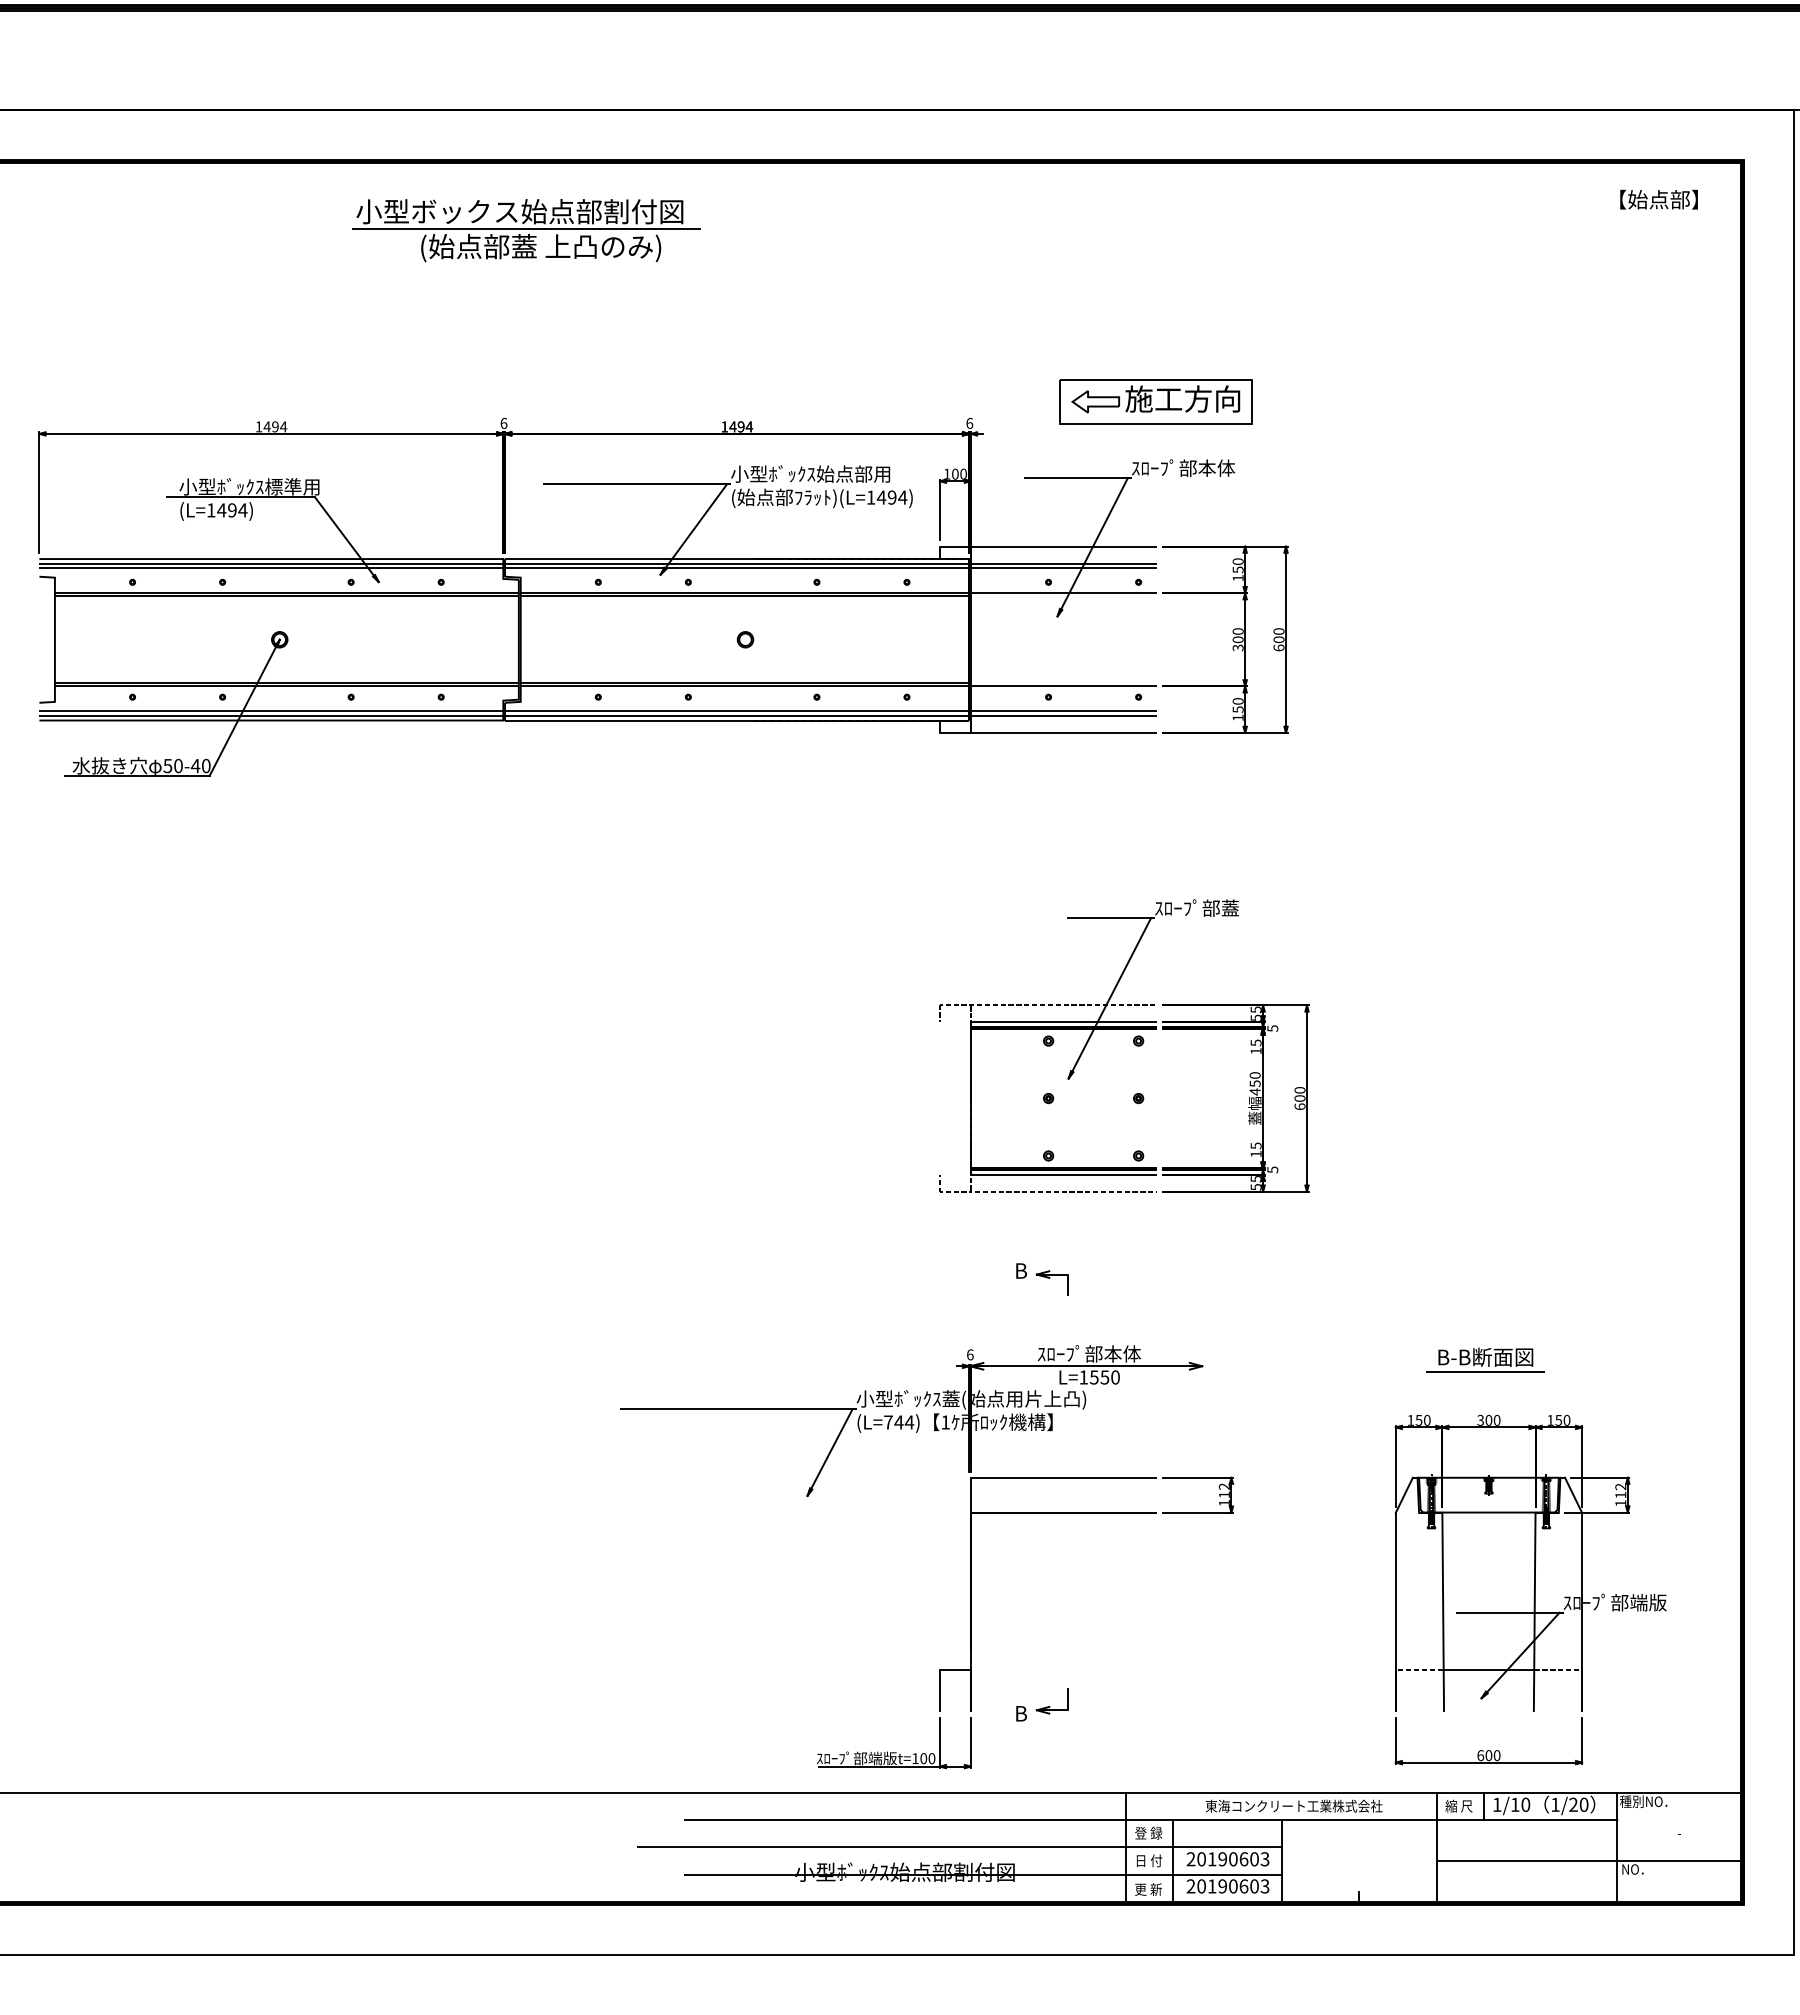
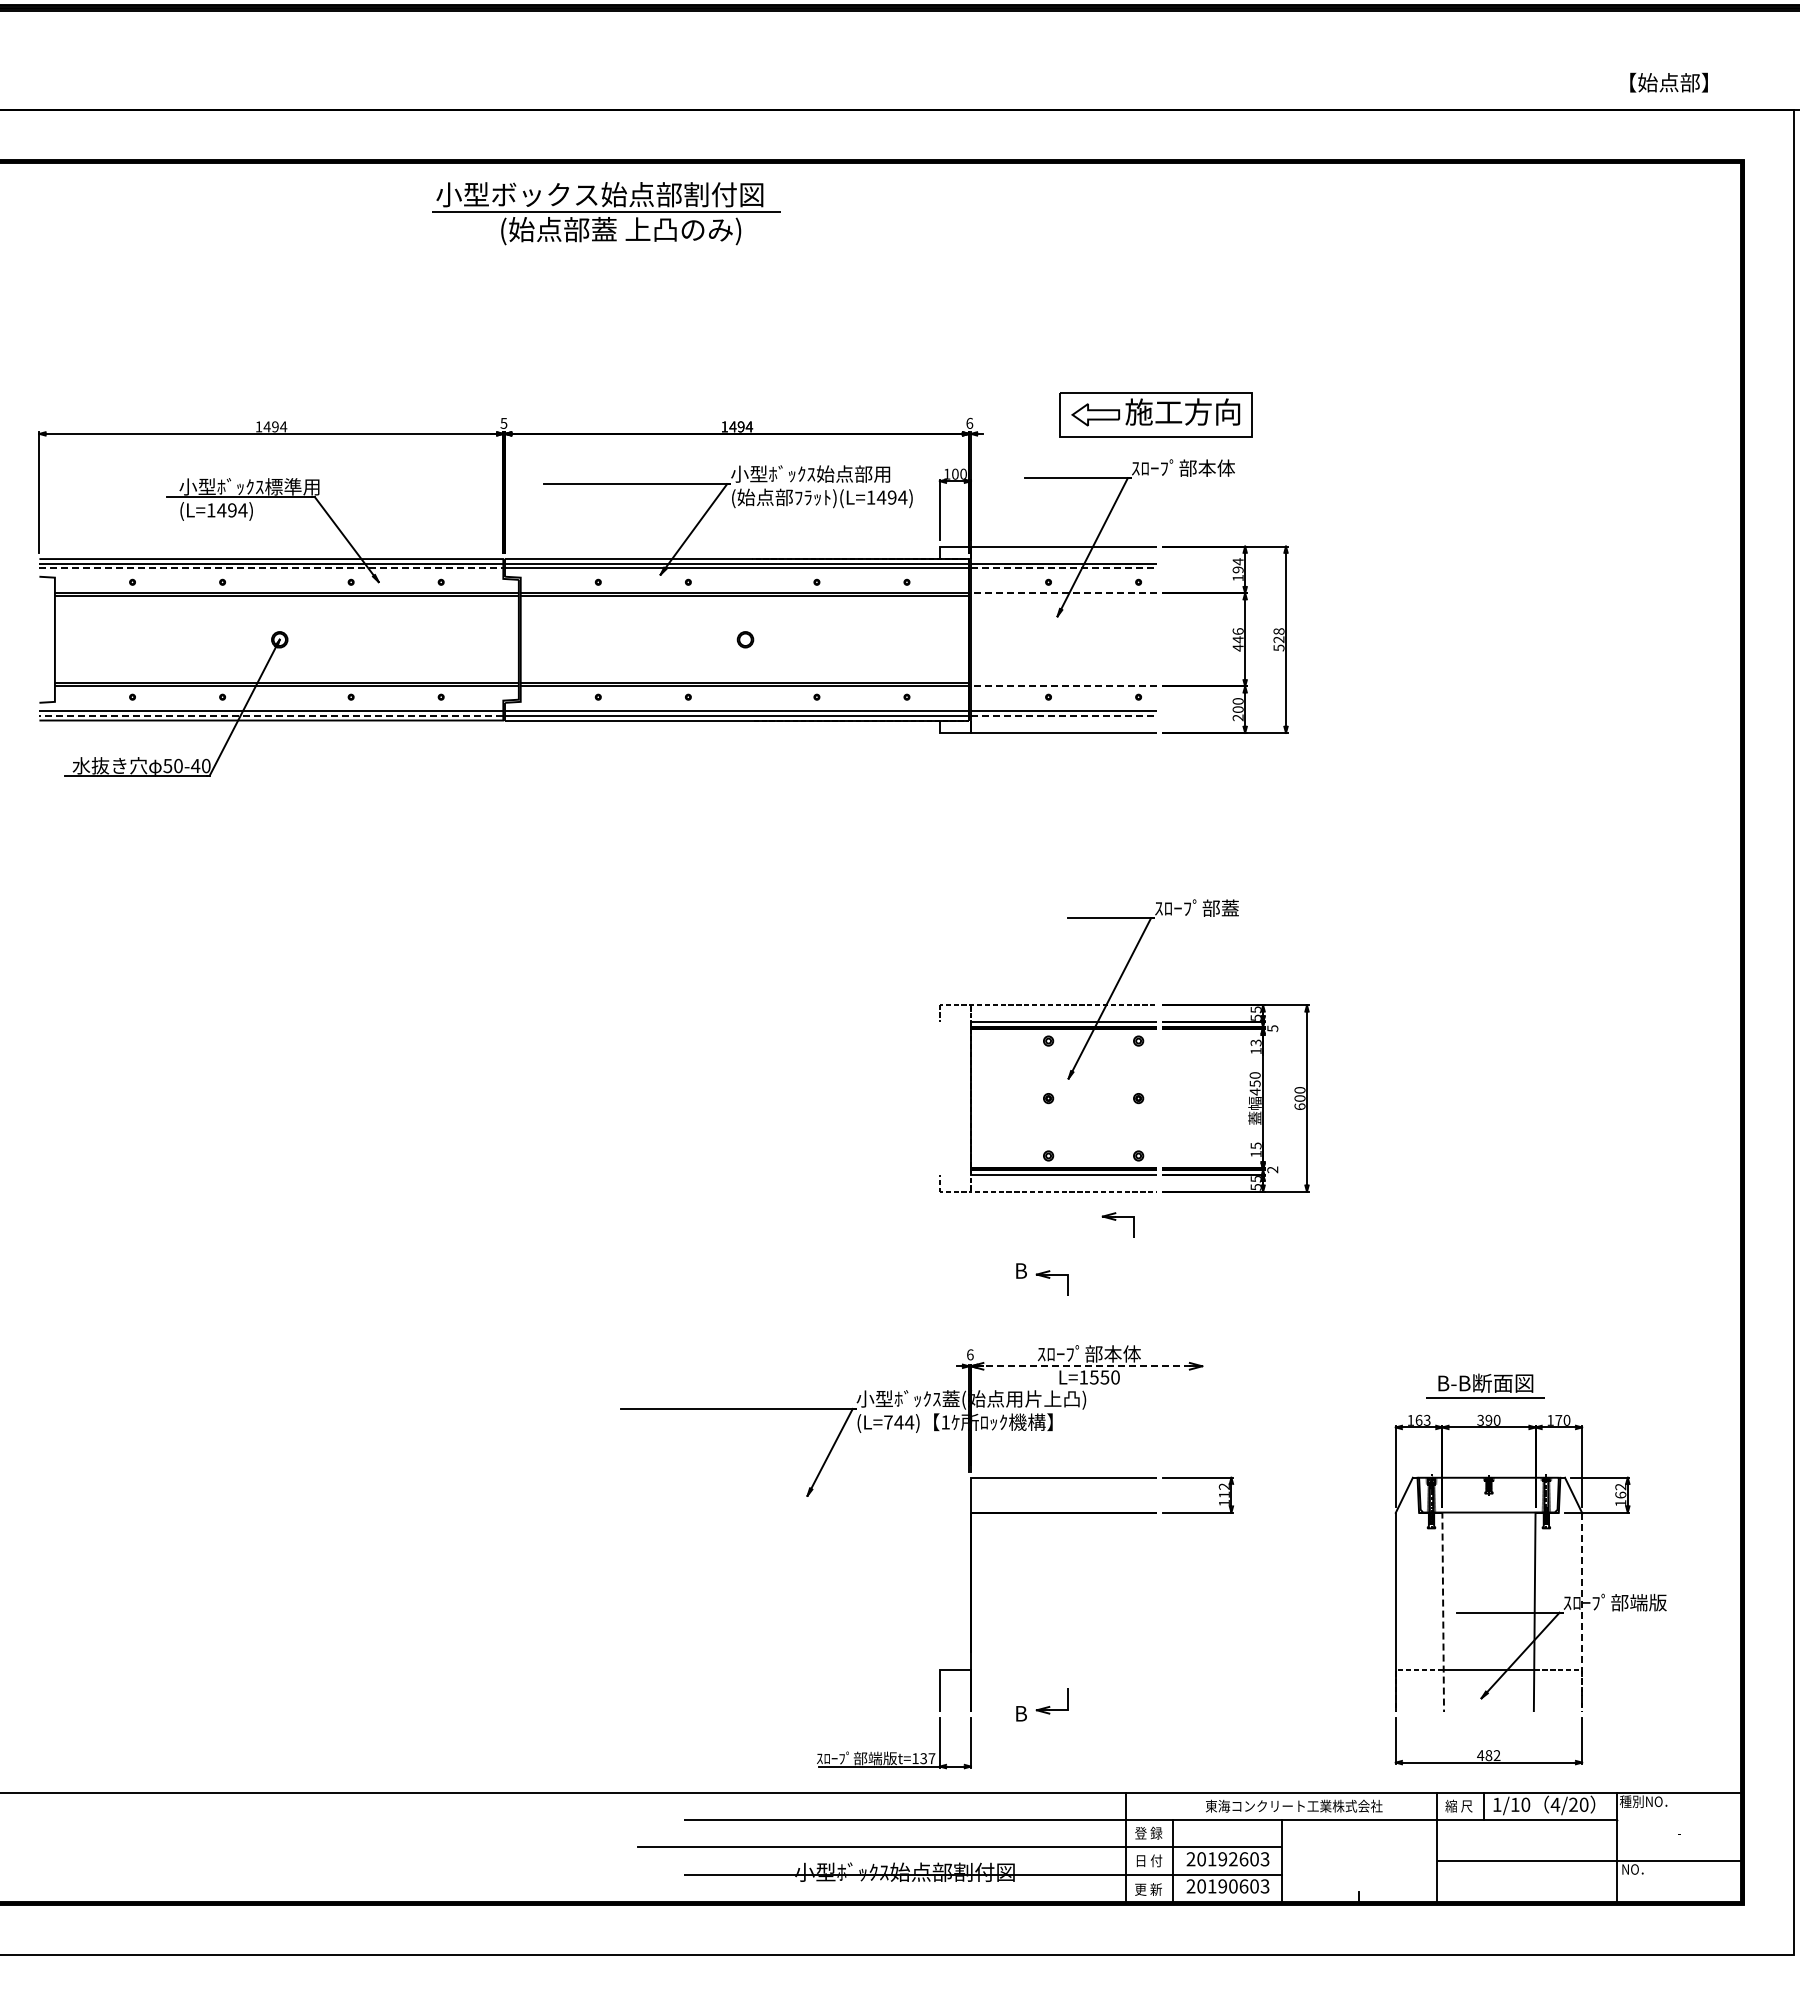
text position: (1658, 199) -> (1668, 82) (1668, 82)
part position: (526, 230) -> (606, 213) (606, 213)
part position: (1155, 401) -> (1155, 414) (1155, 414)
text: 6 -> 5 (503, 422)
text: 150 -> 194 (1237, 565)
line: solid -> dashed (271, 568)
line: solid -> dashed (1064, 568)
line: solid -> dashed (1063, 593)
text: 300 -> 446 (1237, 639)
text: 600 -> 528 (1278, 639)
line: solid -> dashed (1063, 686)
text: 150 -> 200 (1237, 713)
line: solid -> dashed (271, 715)
line: solid -> dashed (1064, 715)
text: 15 -> 13 (1255, 1042)
text: 5 -> 2 (1272, 1169)
part: none -> present (1117, 1224)
part position: (1485, 1359) -> (1485, 1385) (1485, 1385)
line: solid -> dashed (1092, 1366)
text: 150 -> 163 (1422, 1419)
text: 300 -> 390 (1488, 1420)
text: 150 -> 170 (1558, 1420)
text: 112 -> 162 (1620, 1494)
line: solid -> dashed (1443, 1600)
line: solid -> dashed (1582, 1612)
text: 600 -> 482 (1488, 1755)
text: t=100 -> t=137 (927, 1758)
text: 1/20 -> 4/20 (1555, 1804)
text: 20190603 -> 20192603 (1233, 1859)
